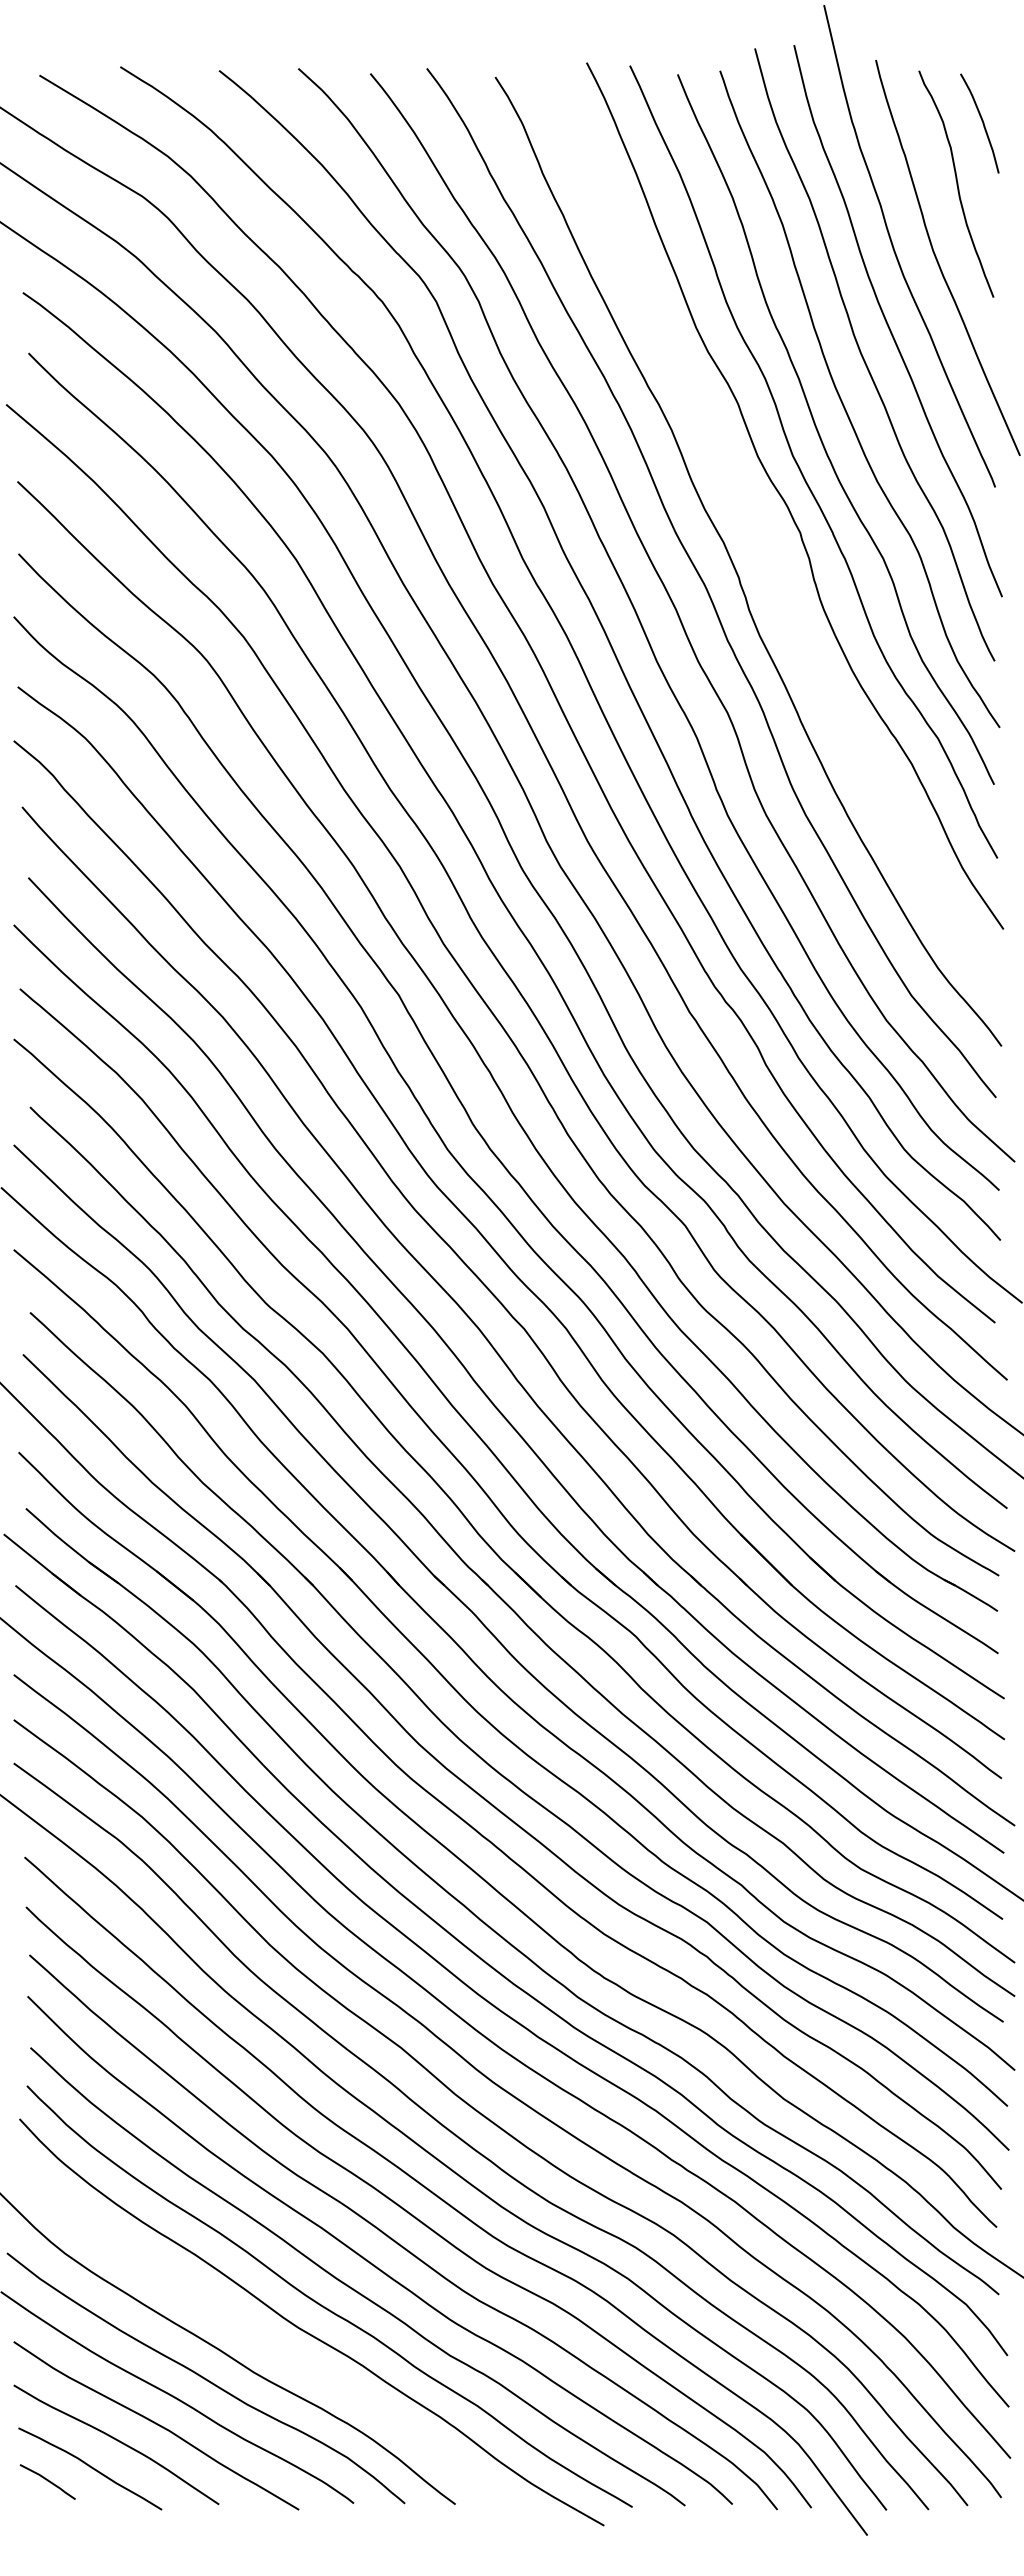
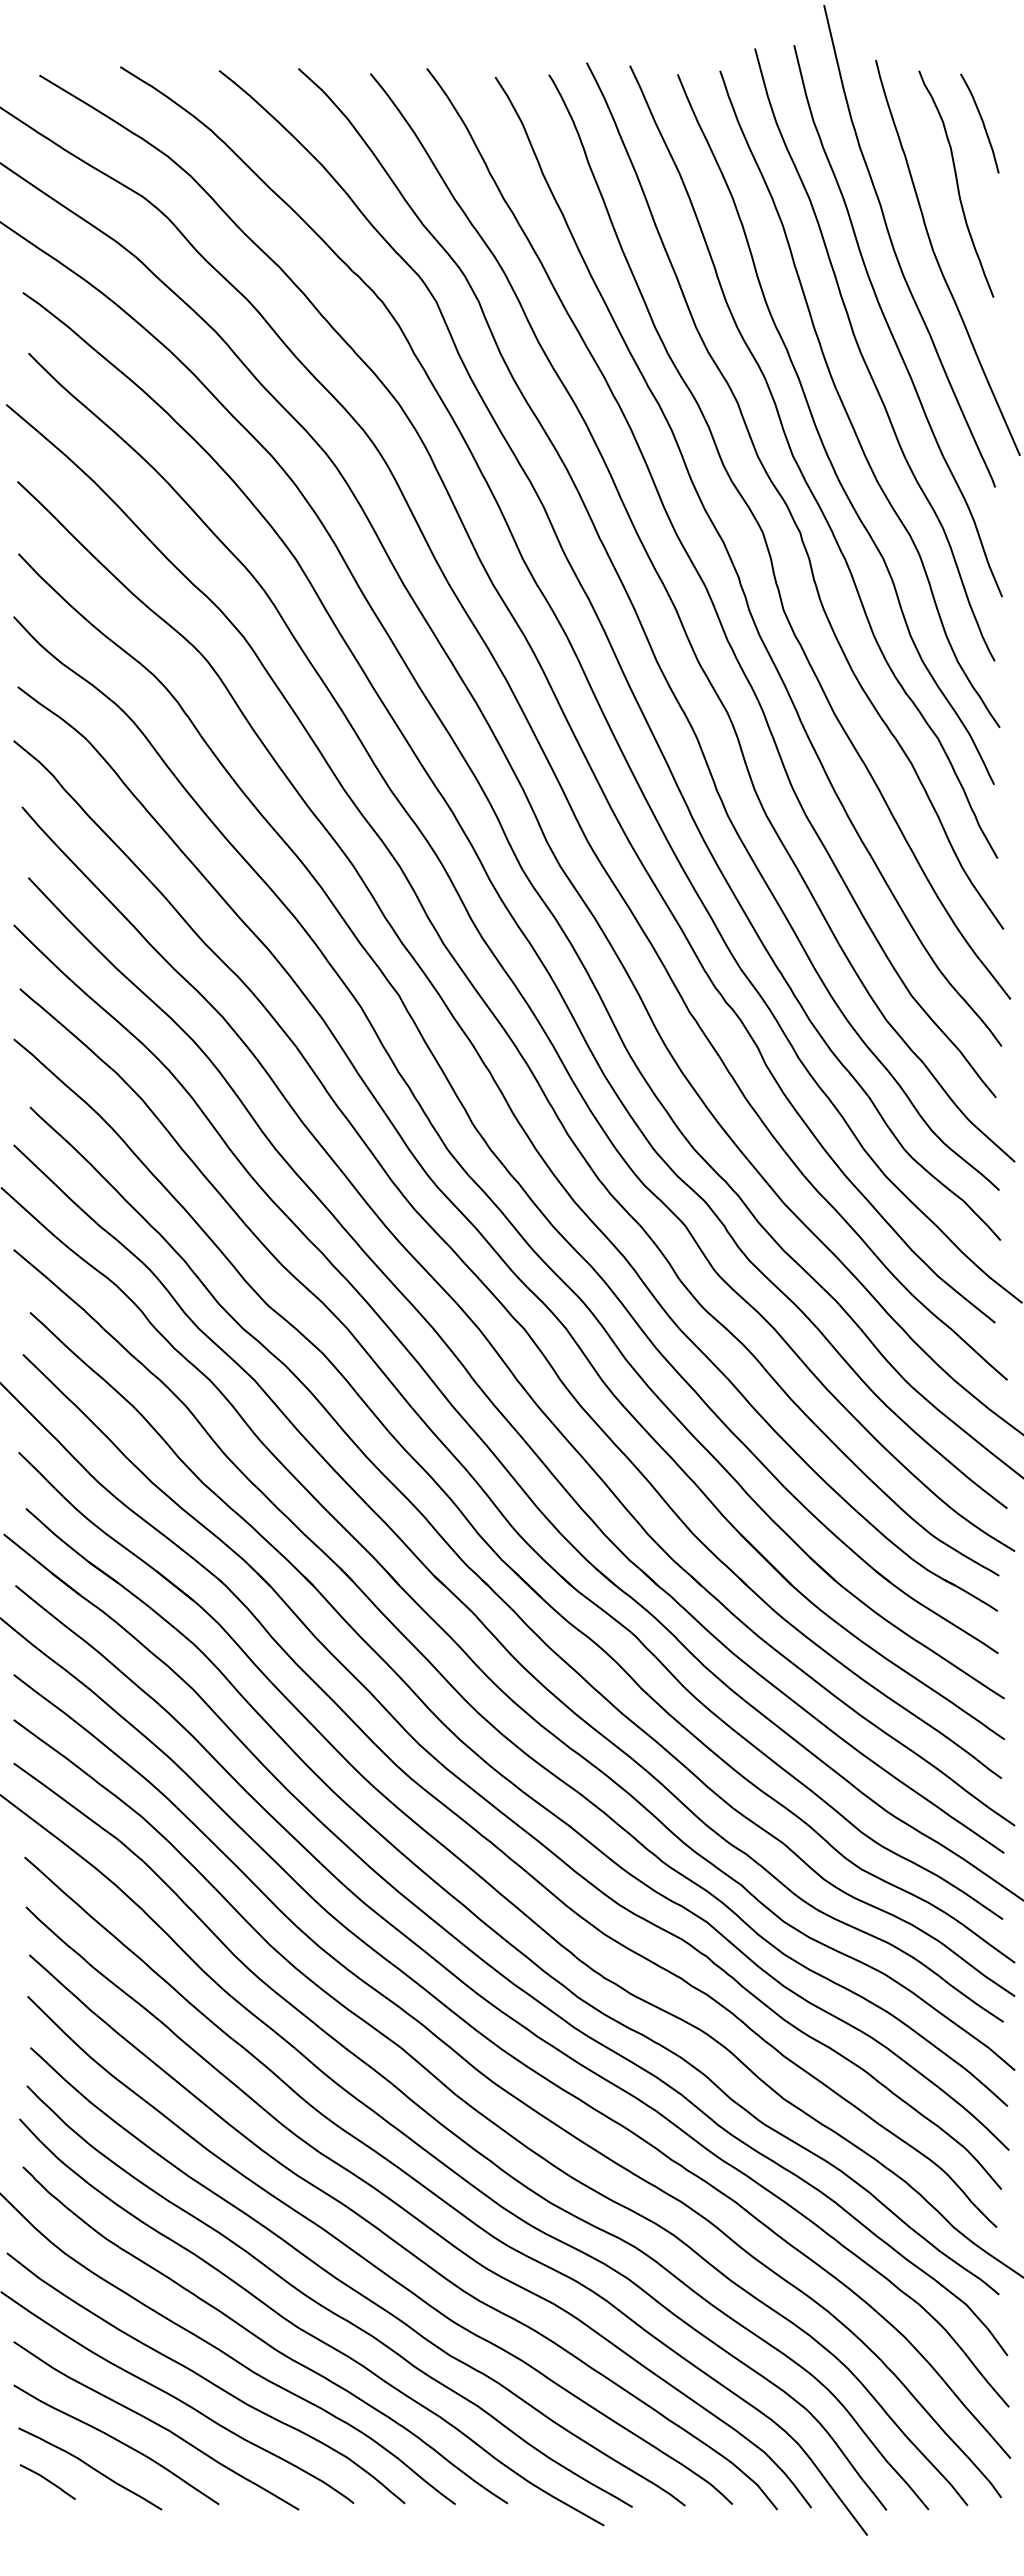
curve: none -> present (766, 540)
curve: none -> present (261, 2338)
